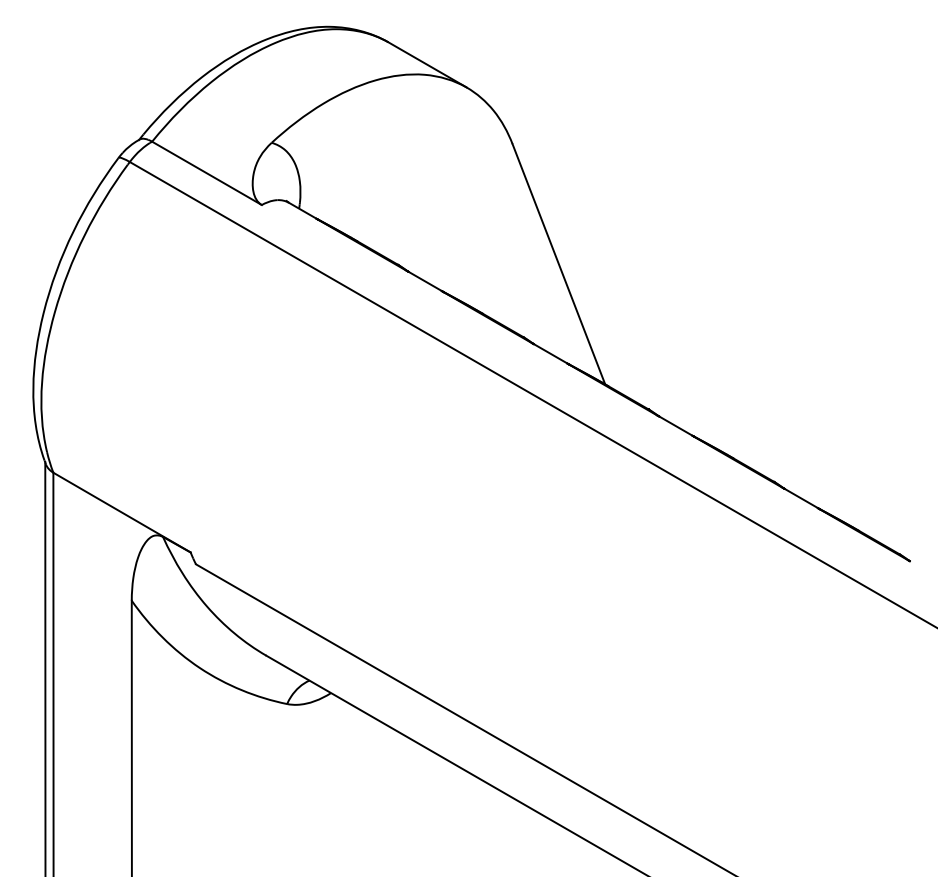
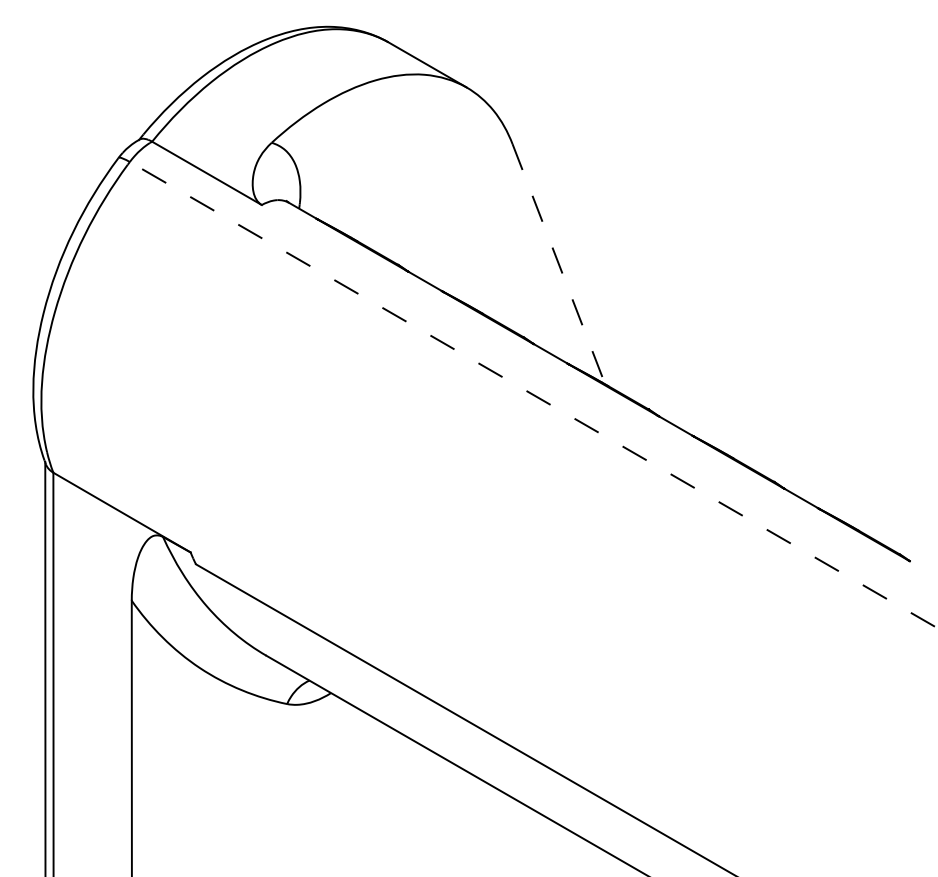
line: solid -> dashed (558, 264)
line: solid -> dashed (533, 394)
